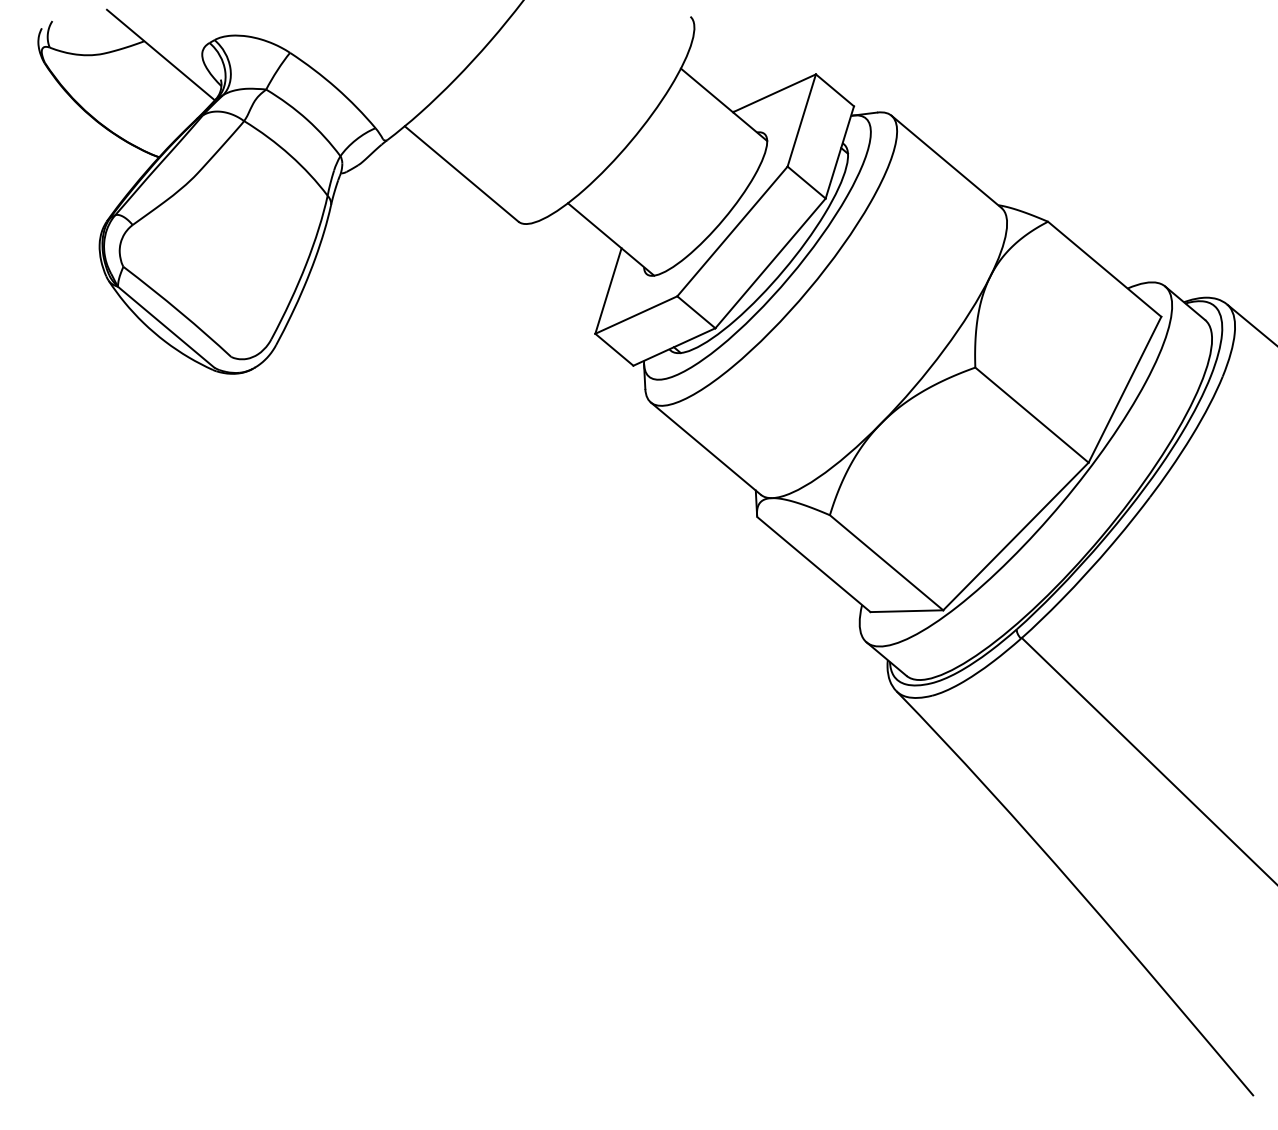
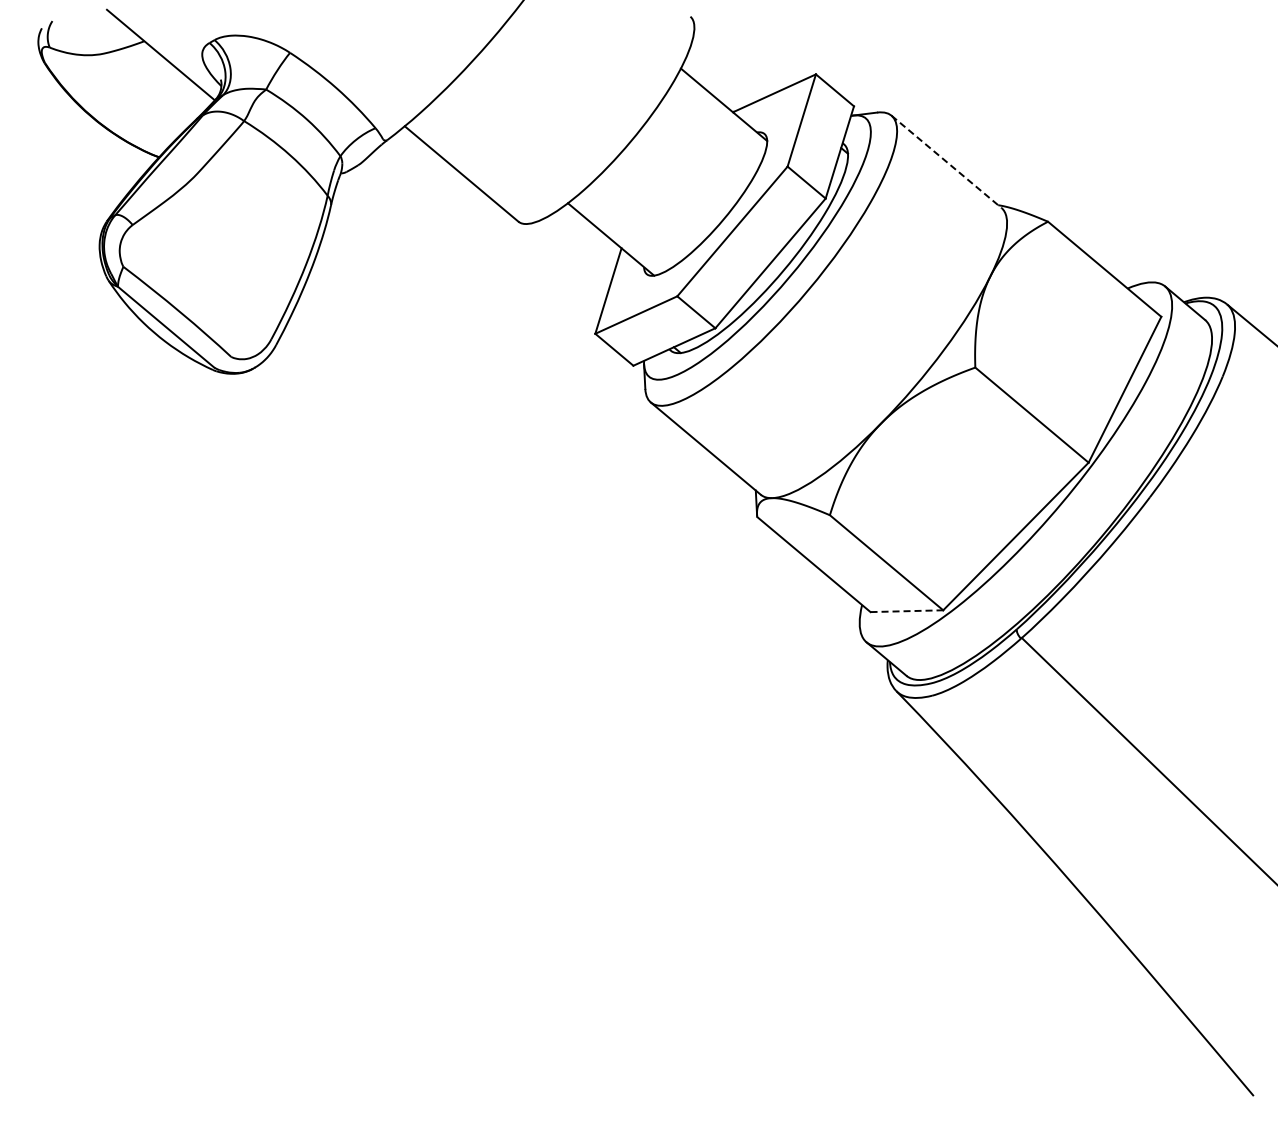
line: solid -> dashed (946, 161)
line: solid -> dashed (907, 611)
